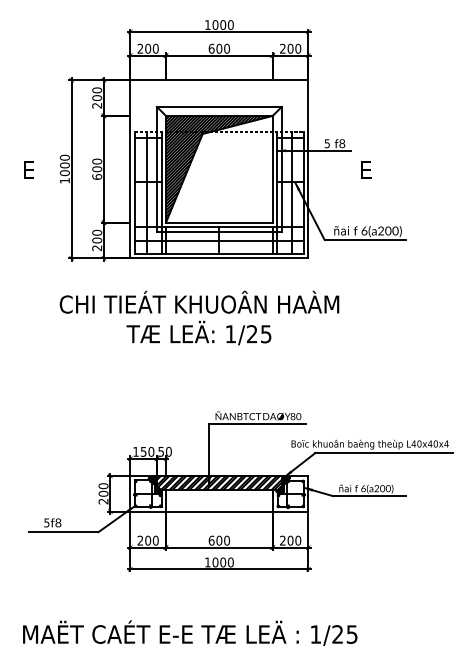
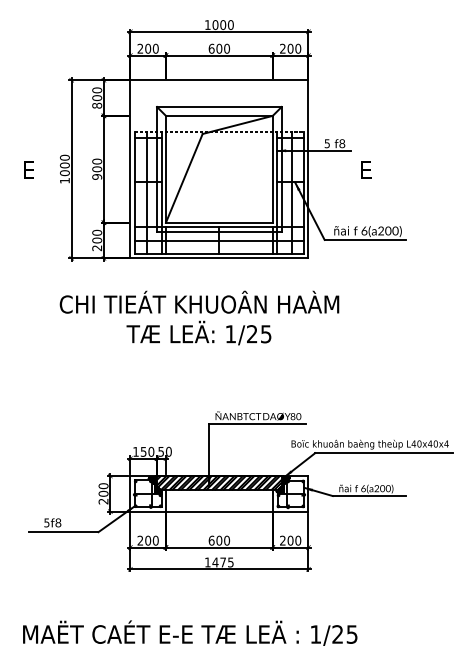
text: 200 -> 800 (97, 105)
hatch: present -> none (217, 167)
text: 600 -> 900 (97, 176)
text: 1000 -> 1475 (222, 562)
